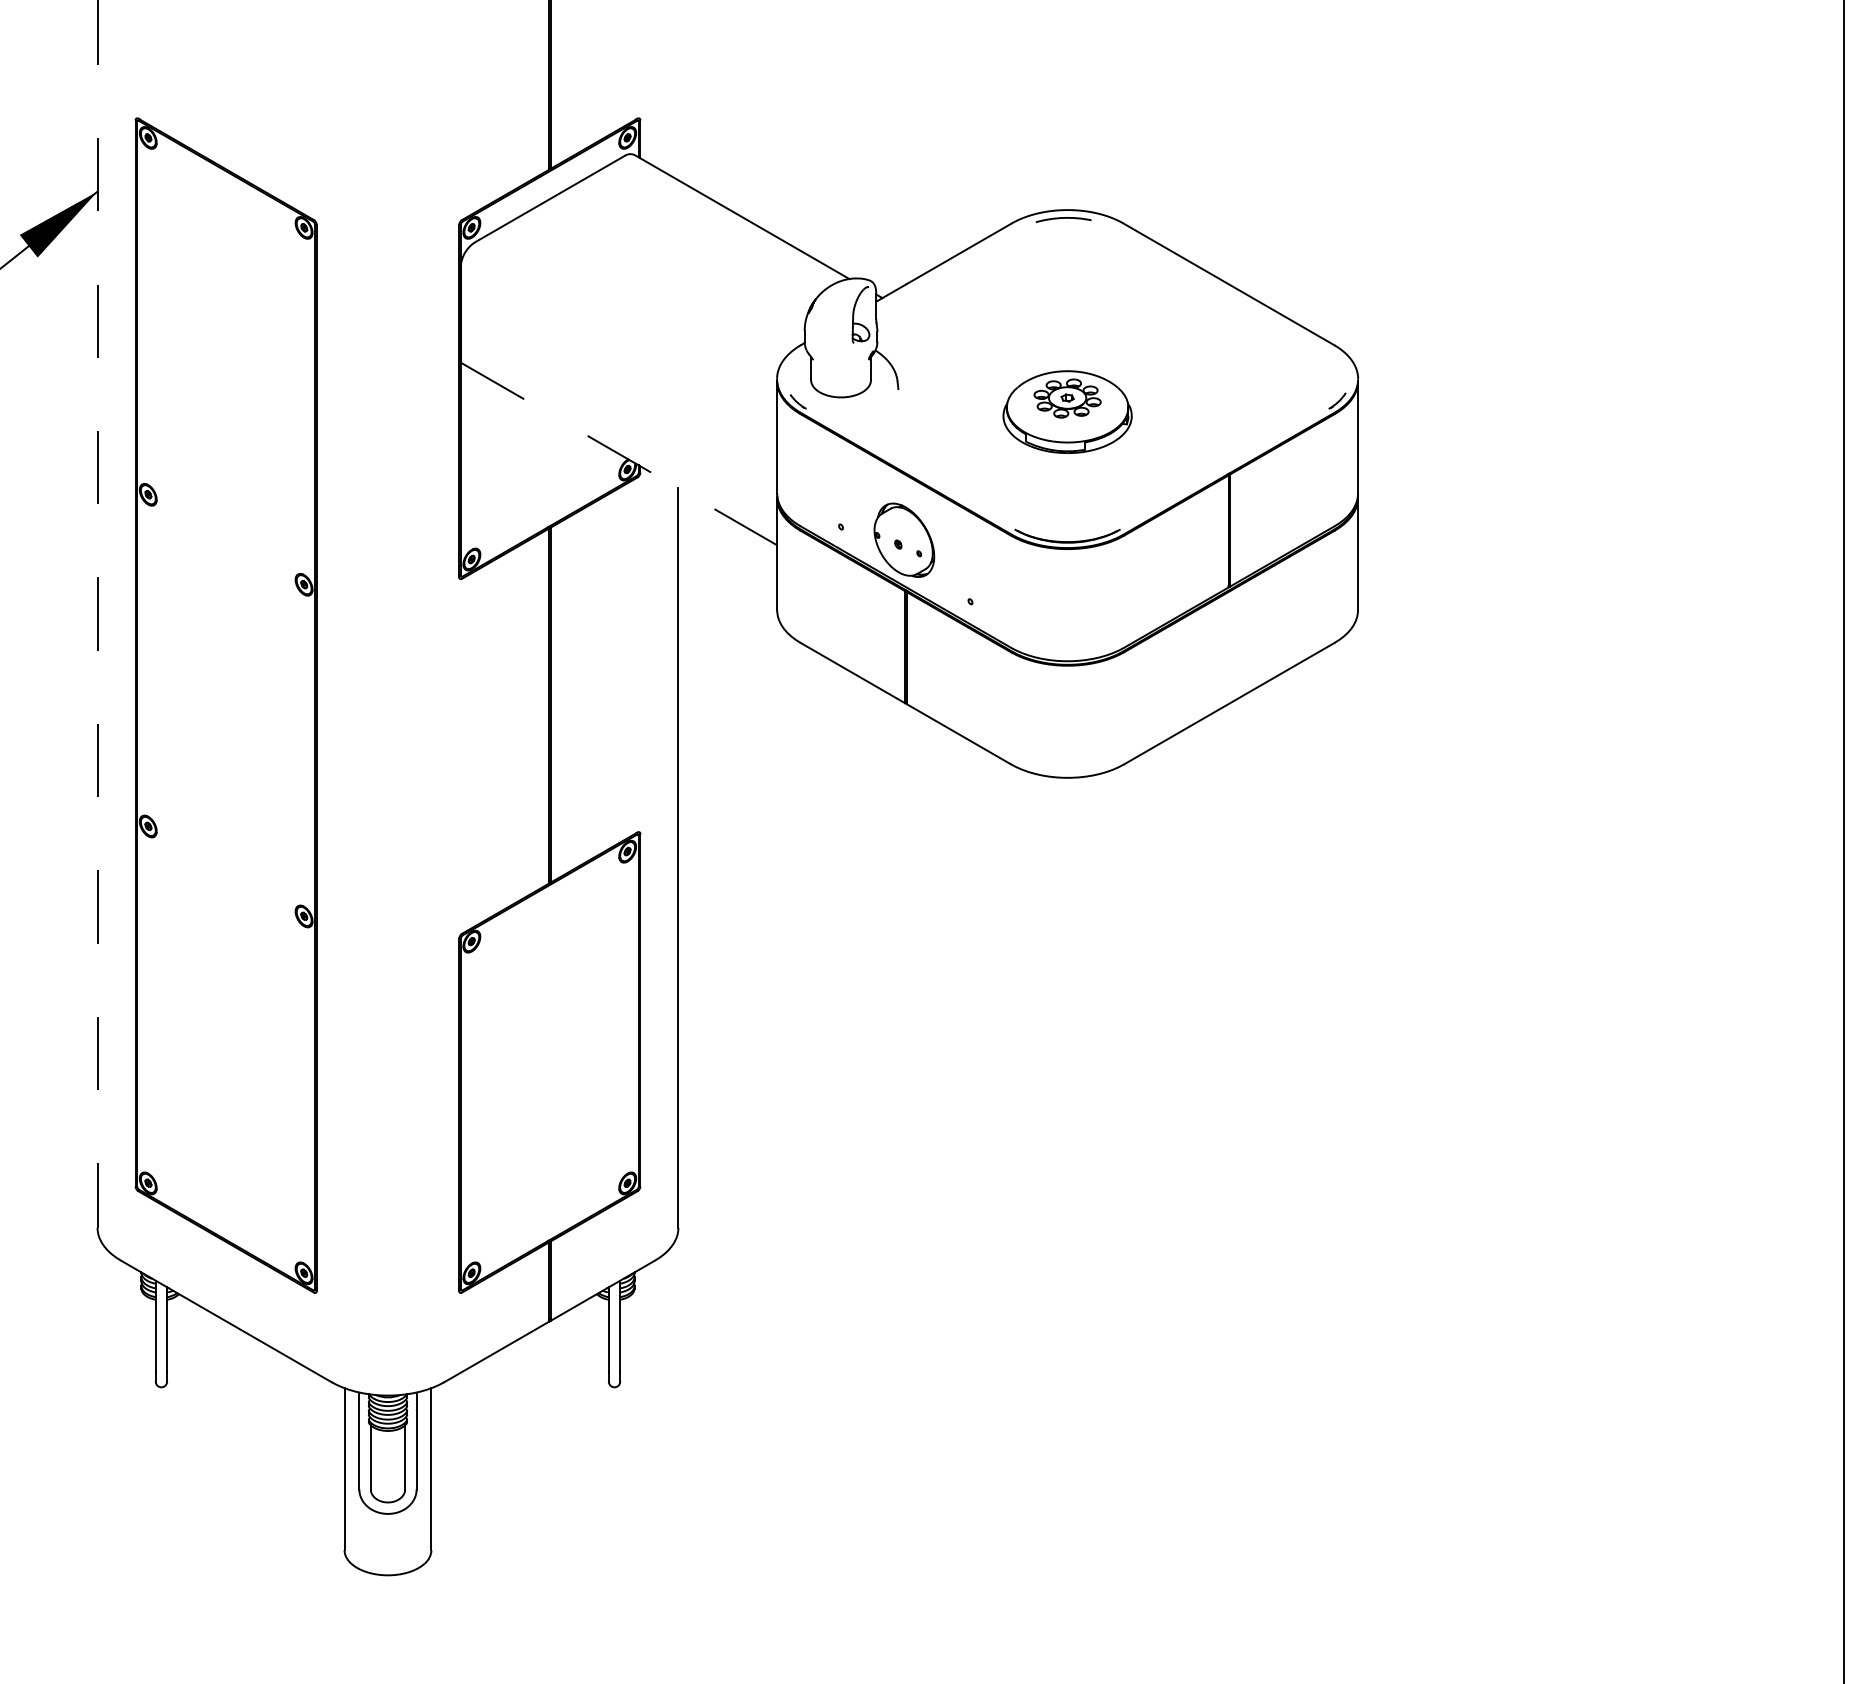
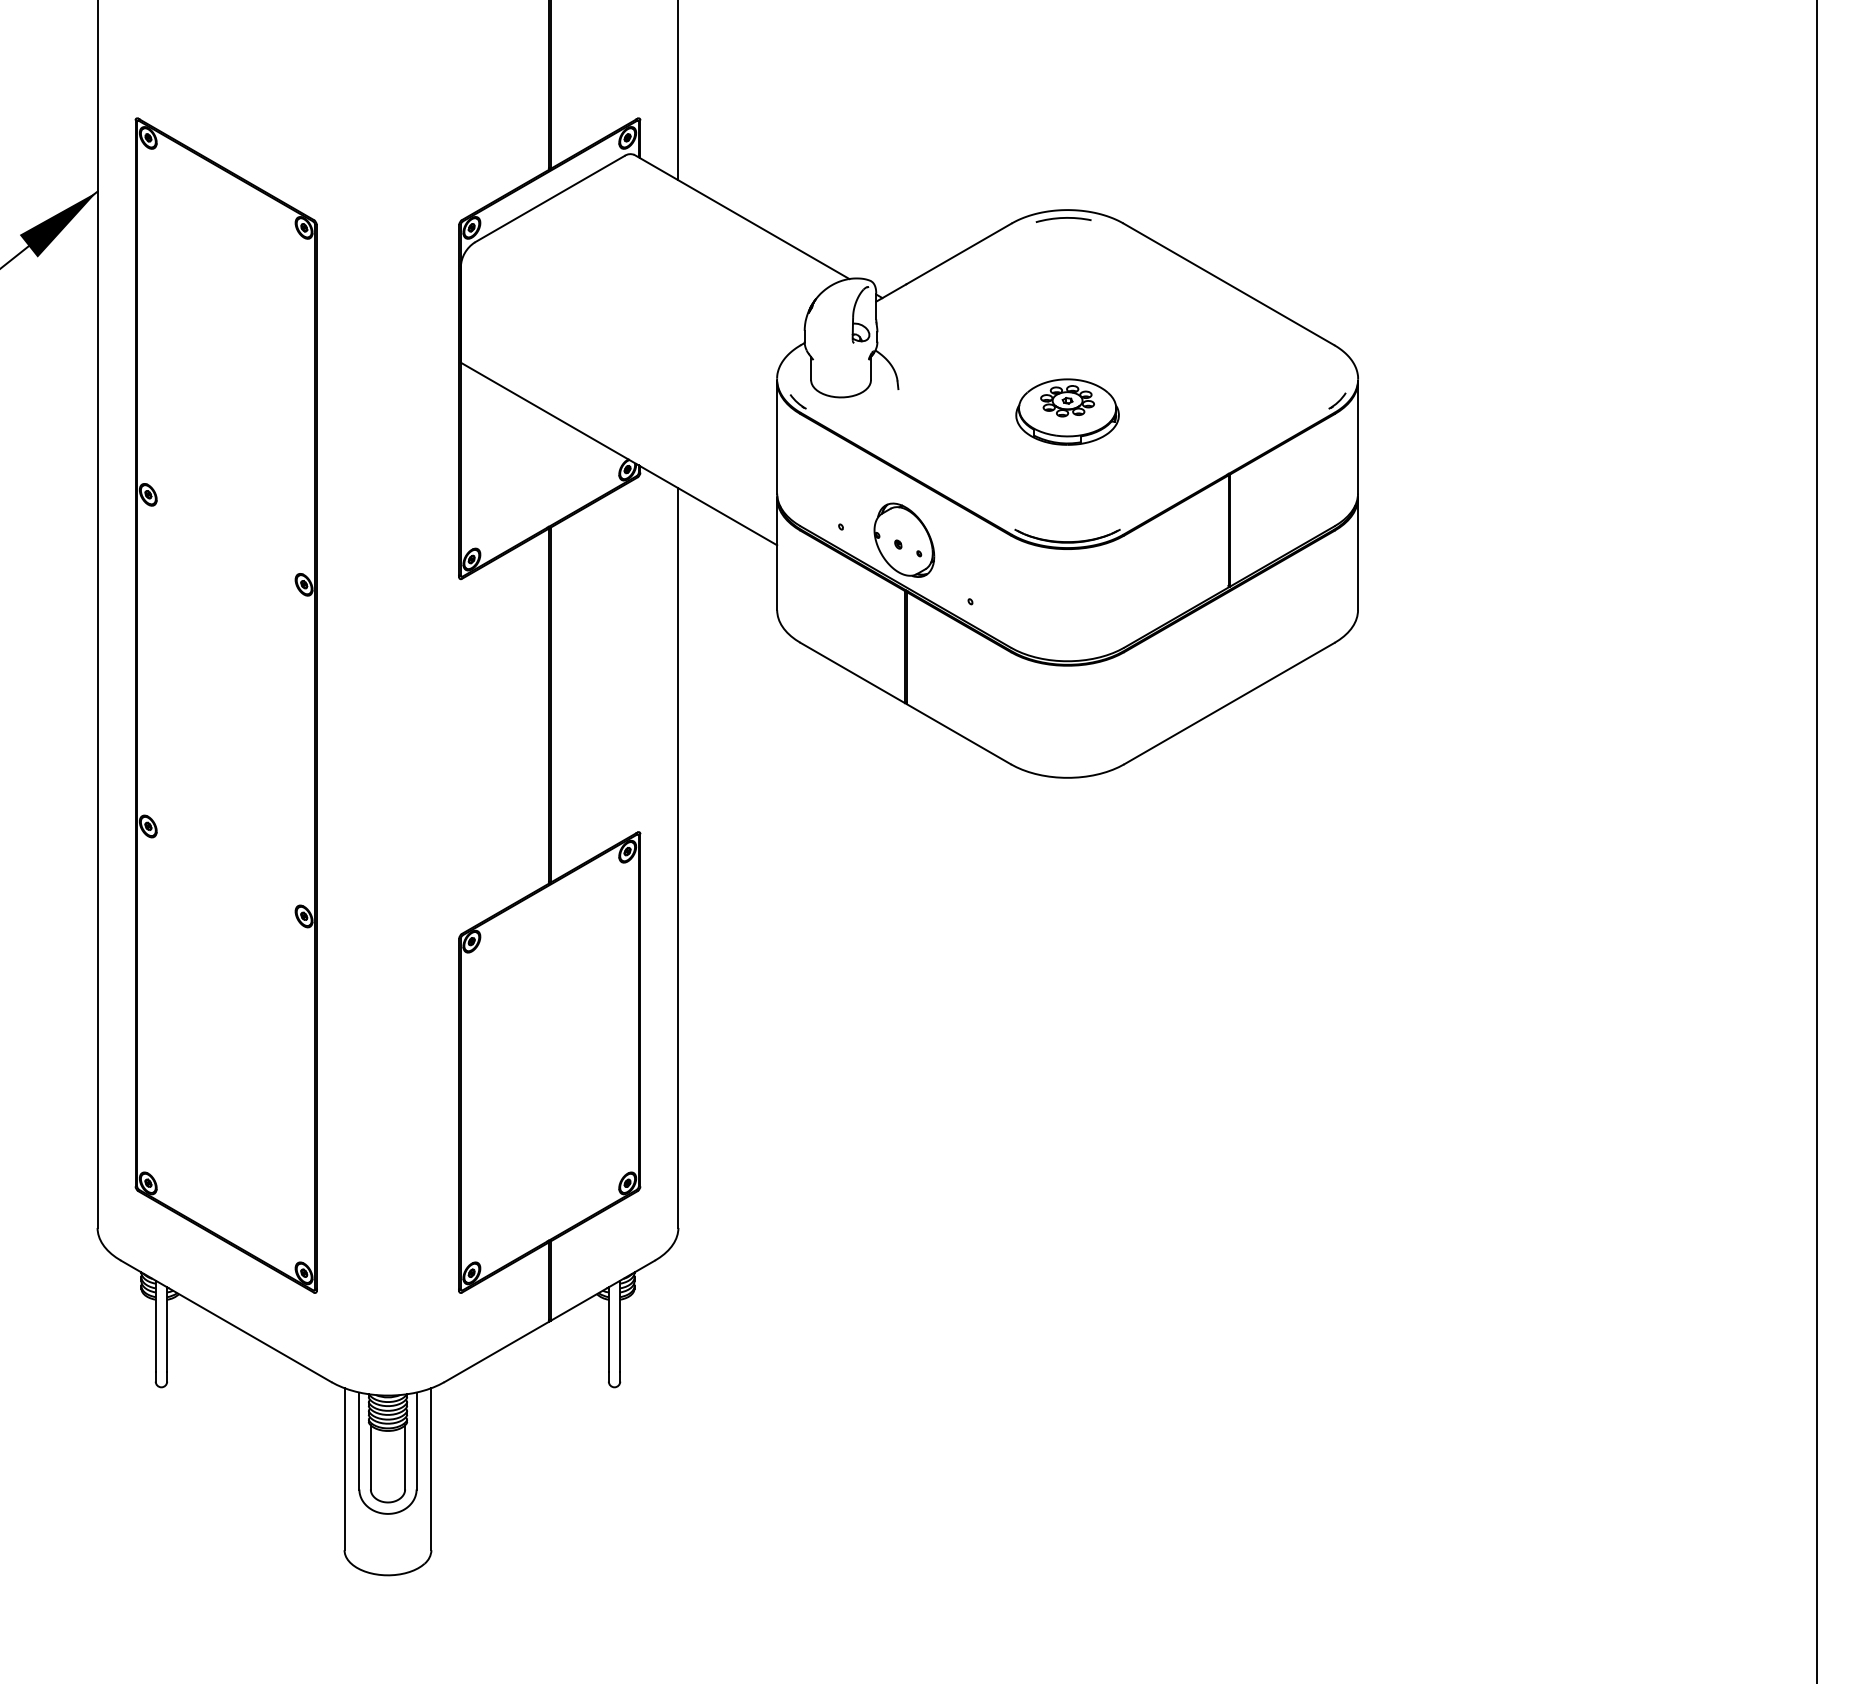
line: none -> present (678, 91)
part size: 131x84 px -> 105x68 px (1067, 411)
line: dashed -> solid (618, 453)
line: dashed -> solid (97, 614)
line position: (1843, 841) -> (1816, 841) (1816, 841)
